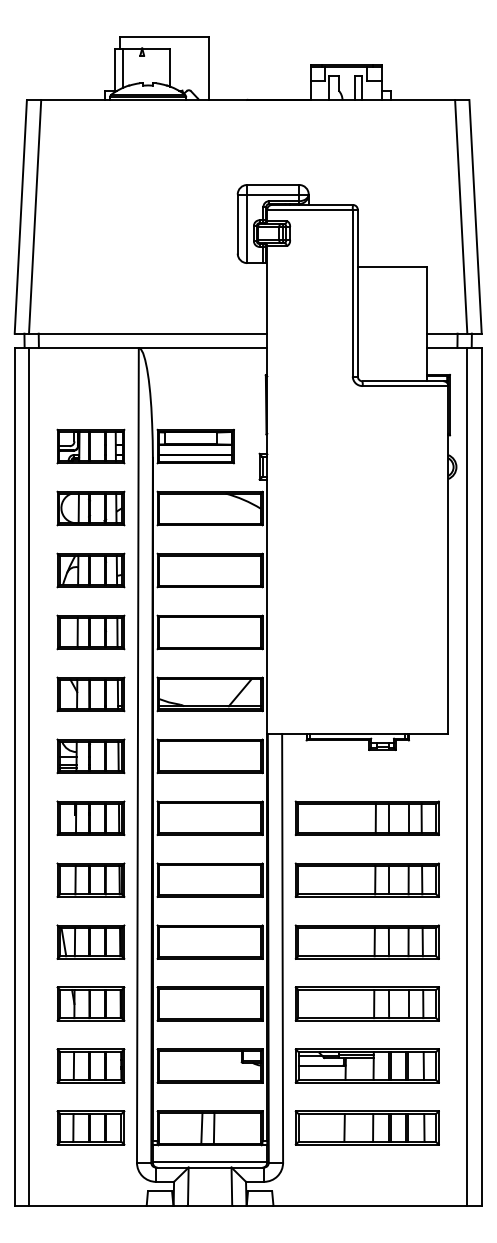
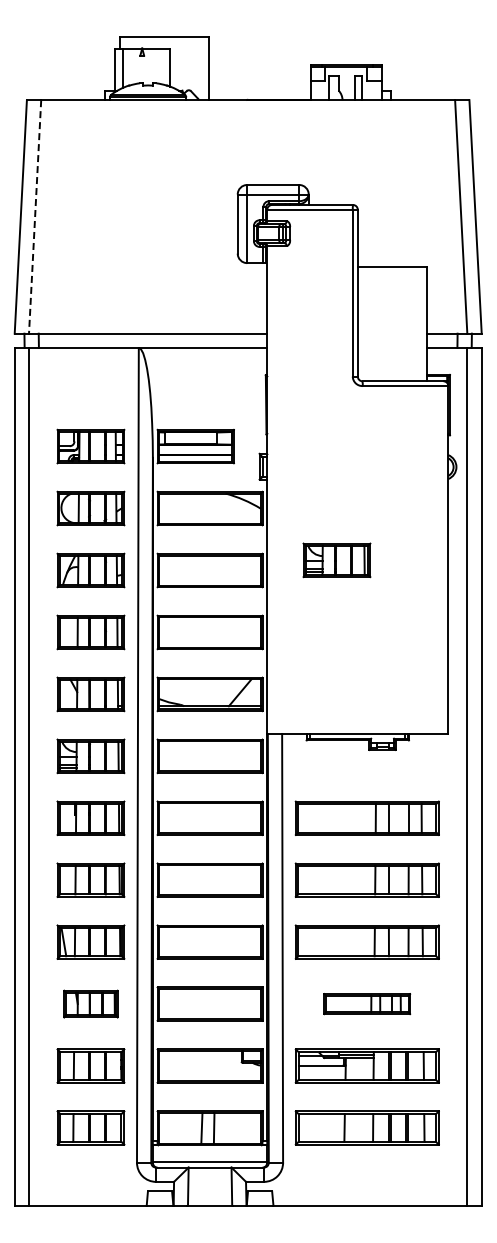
line: solid -> dashed (35, 216)
part: none -> present (336, 560)
part size: 70x36 px -> 56x30 px (90, 1003)
part size: 146x36 px -> 89x23 px (367, 1004)
